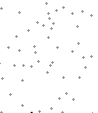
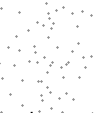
part position: (30, 63) -> (36, 59) (36, 59)
part: none -> present (64, 64)
part: none -> present (44, 90)
